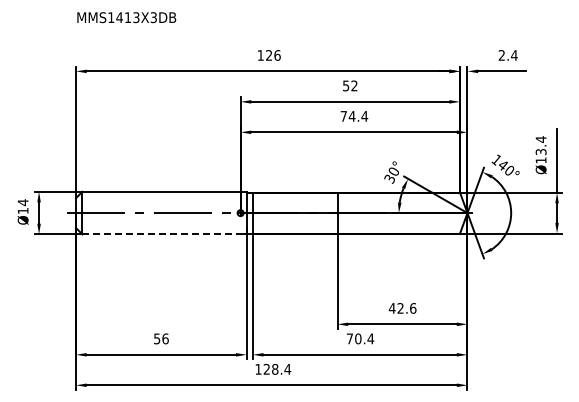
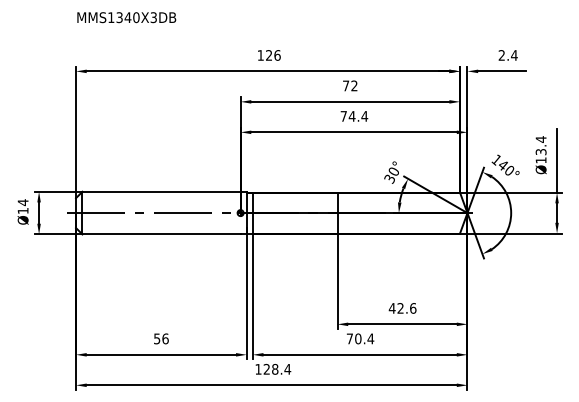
text: MMS1413X3DB -> MMS1340X3DB (127, 17)
text: 52 -> 72 (346, 85)
line: dashed -> solid (162, 234)
